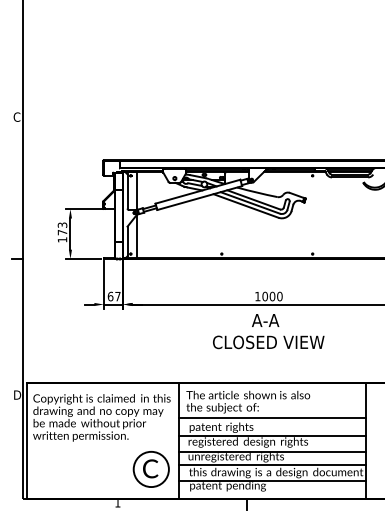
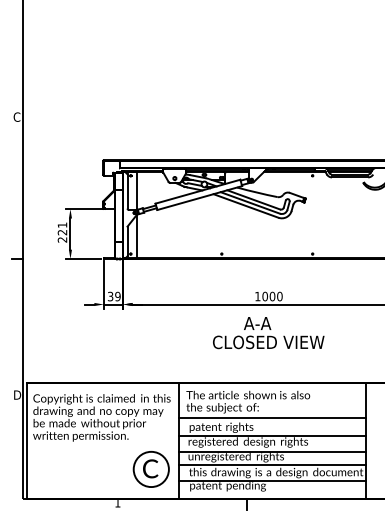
text: 173 -> 221 (62, 232)
text: 67 -> 39 (113, 296)
text position: (265, 320) -> (257, 323) (257, 323)
